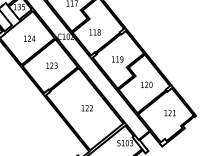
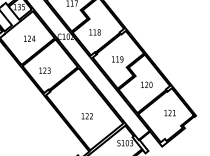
text position: (51, 65) -> (44, 70) (44, 70)
text position: (86, 108) -> (86, 116) (86, 116)
